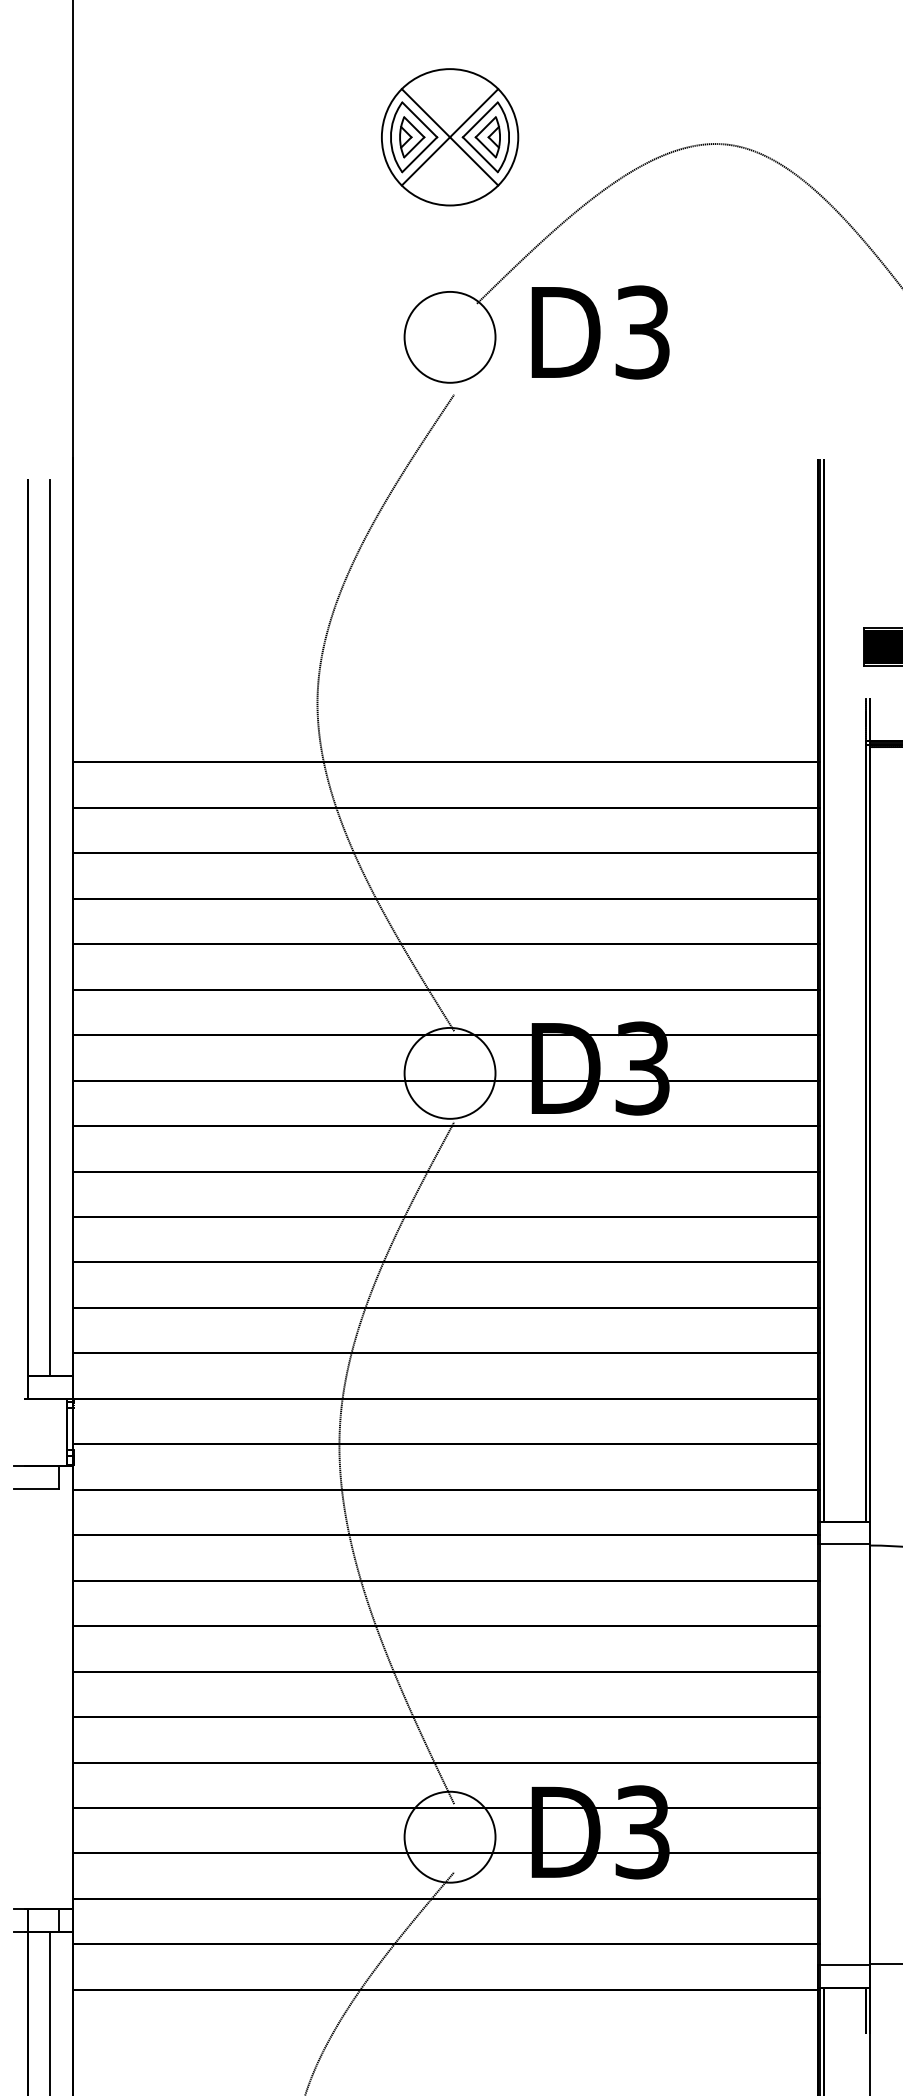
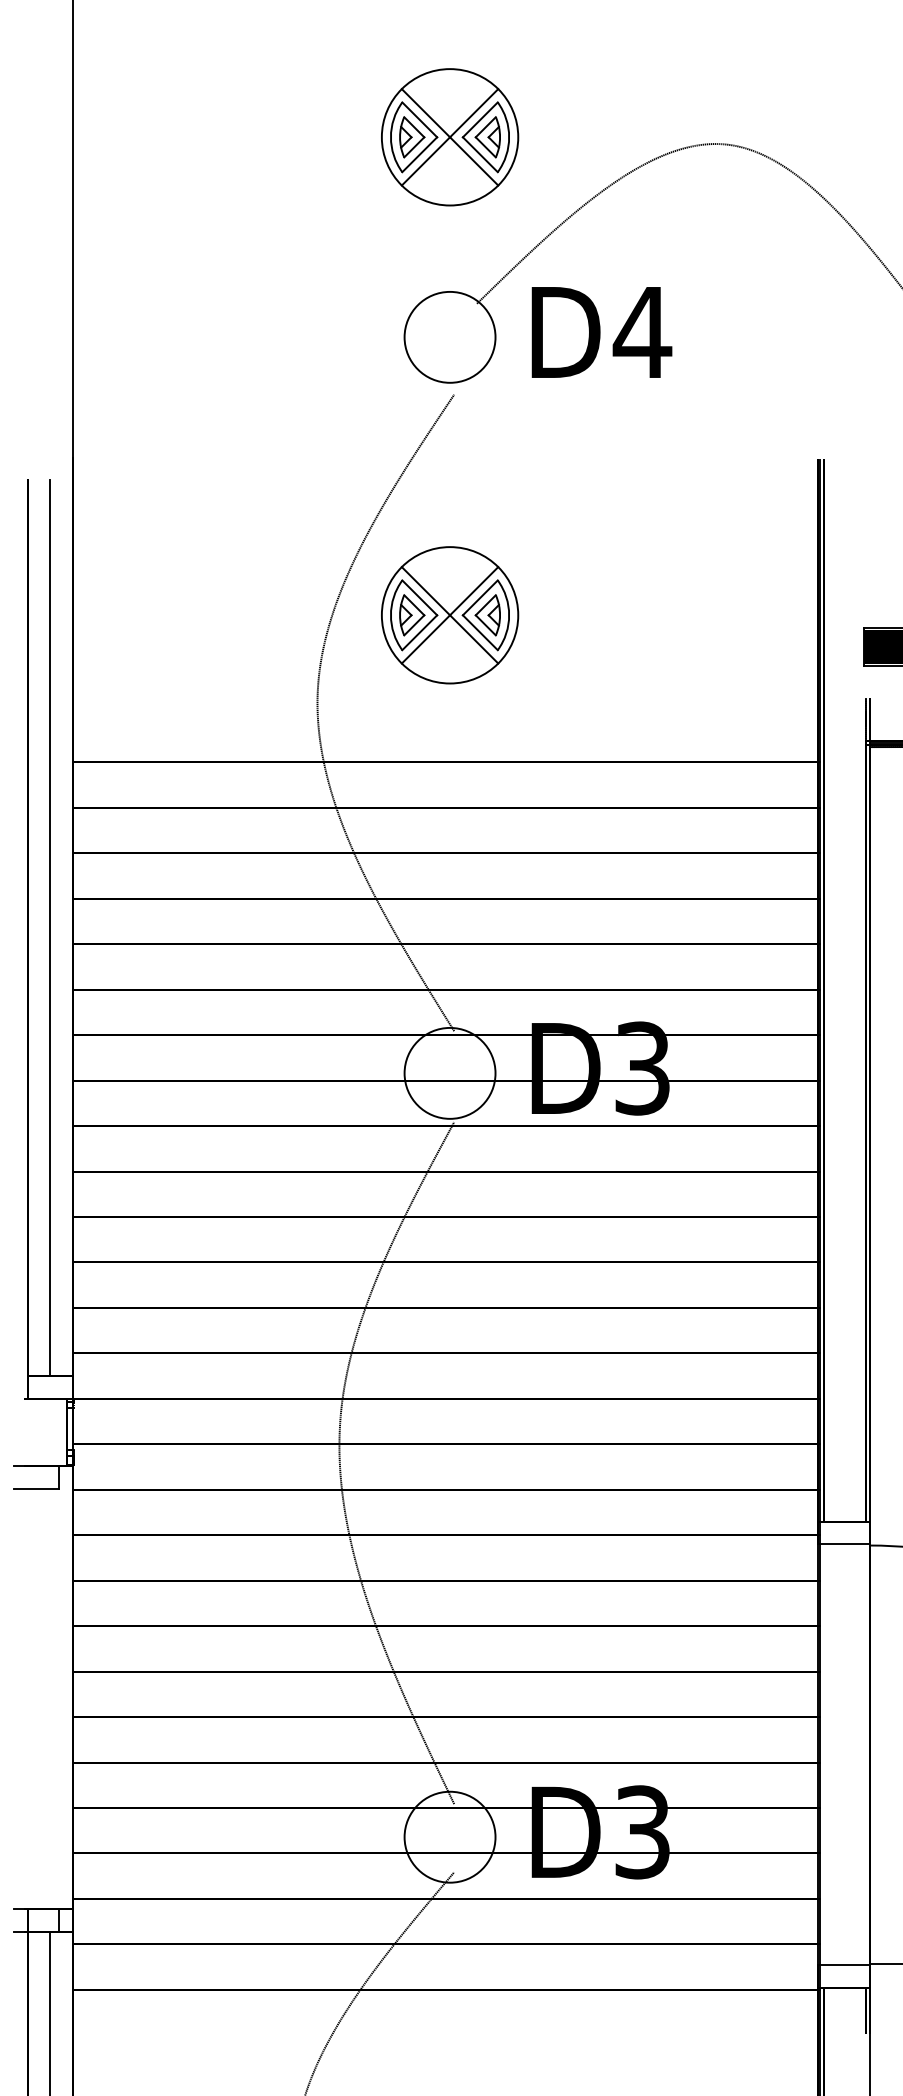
text: D3 -> D4 (642, 332)
part: none -> present (450, 615)
